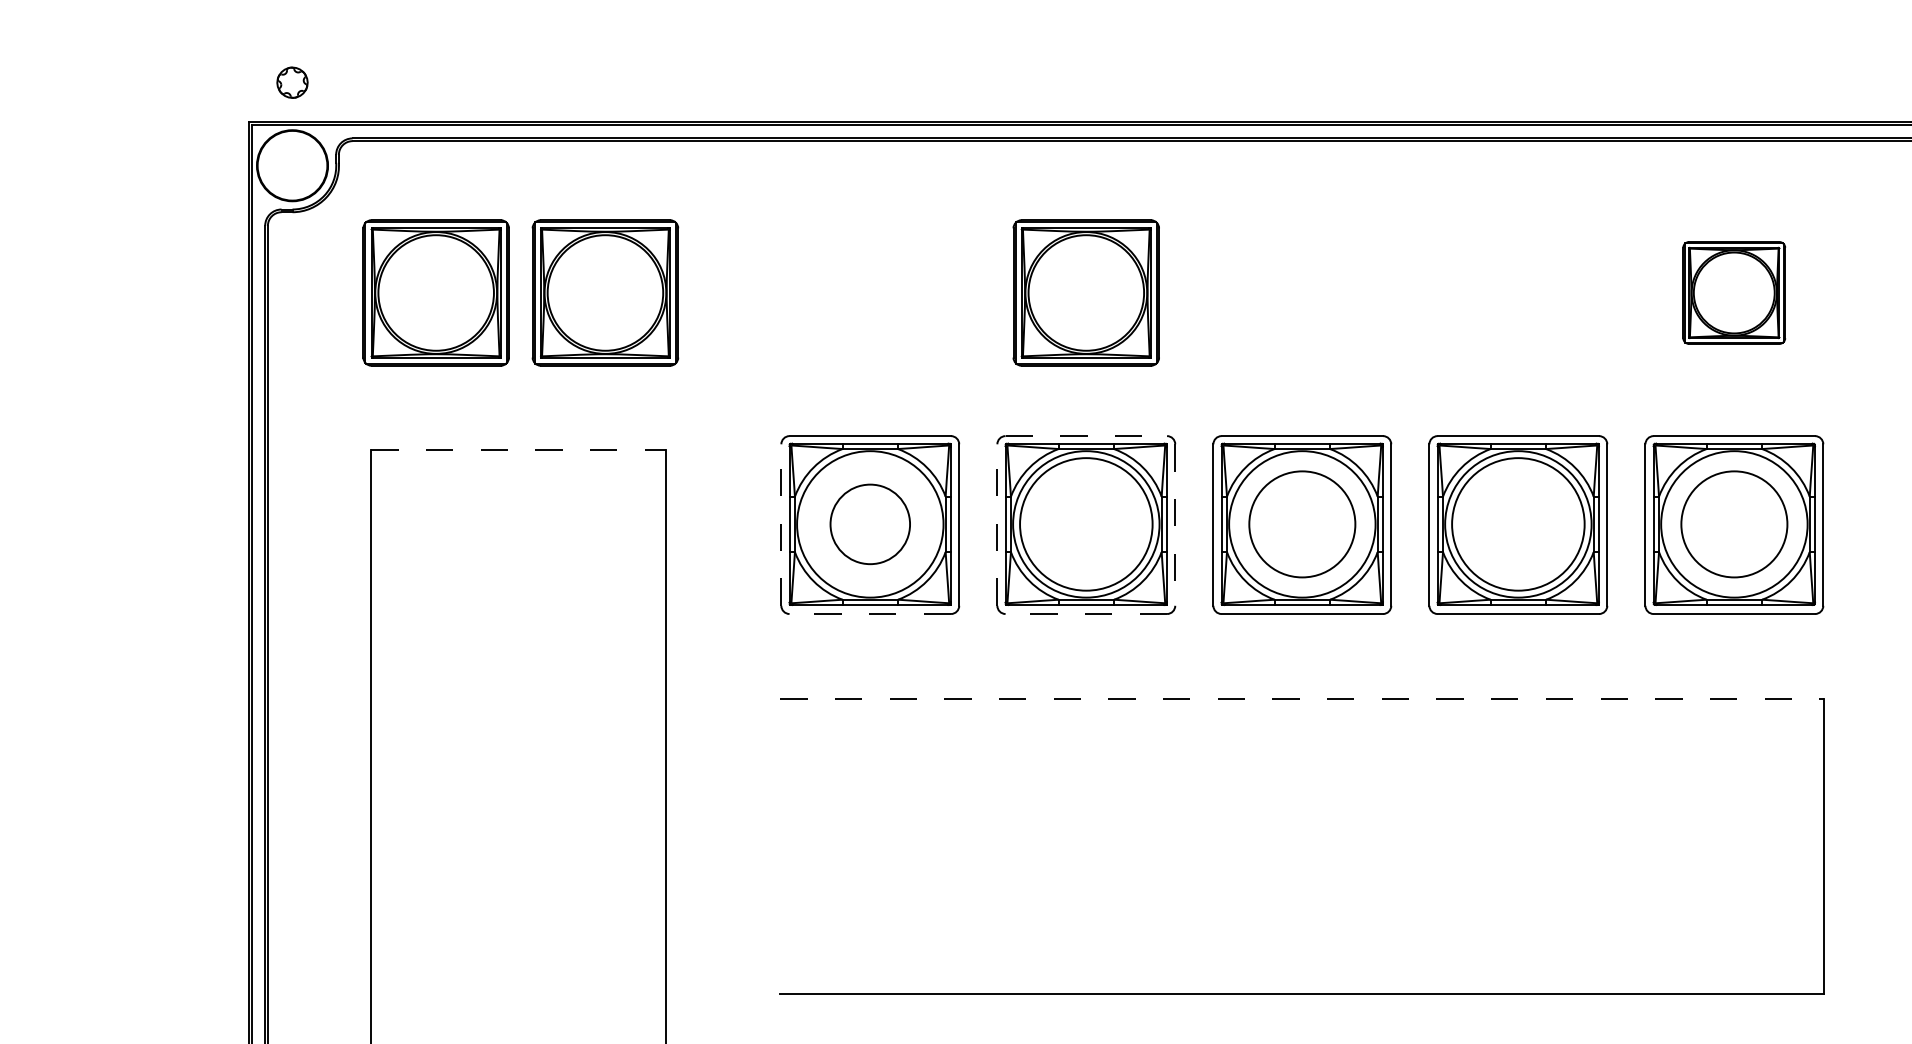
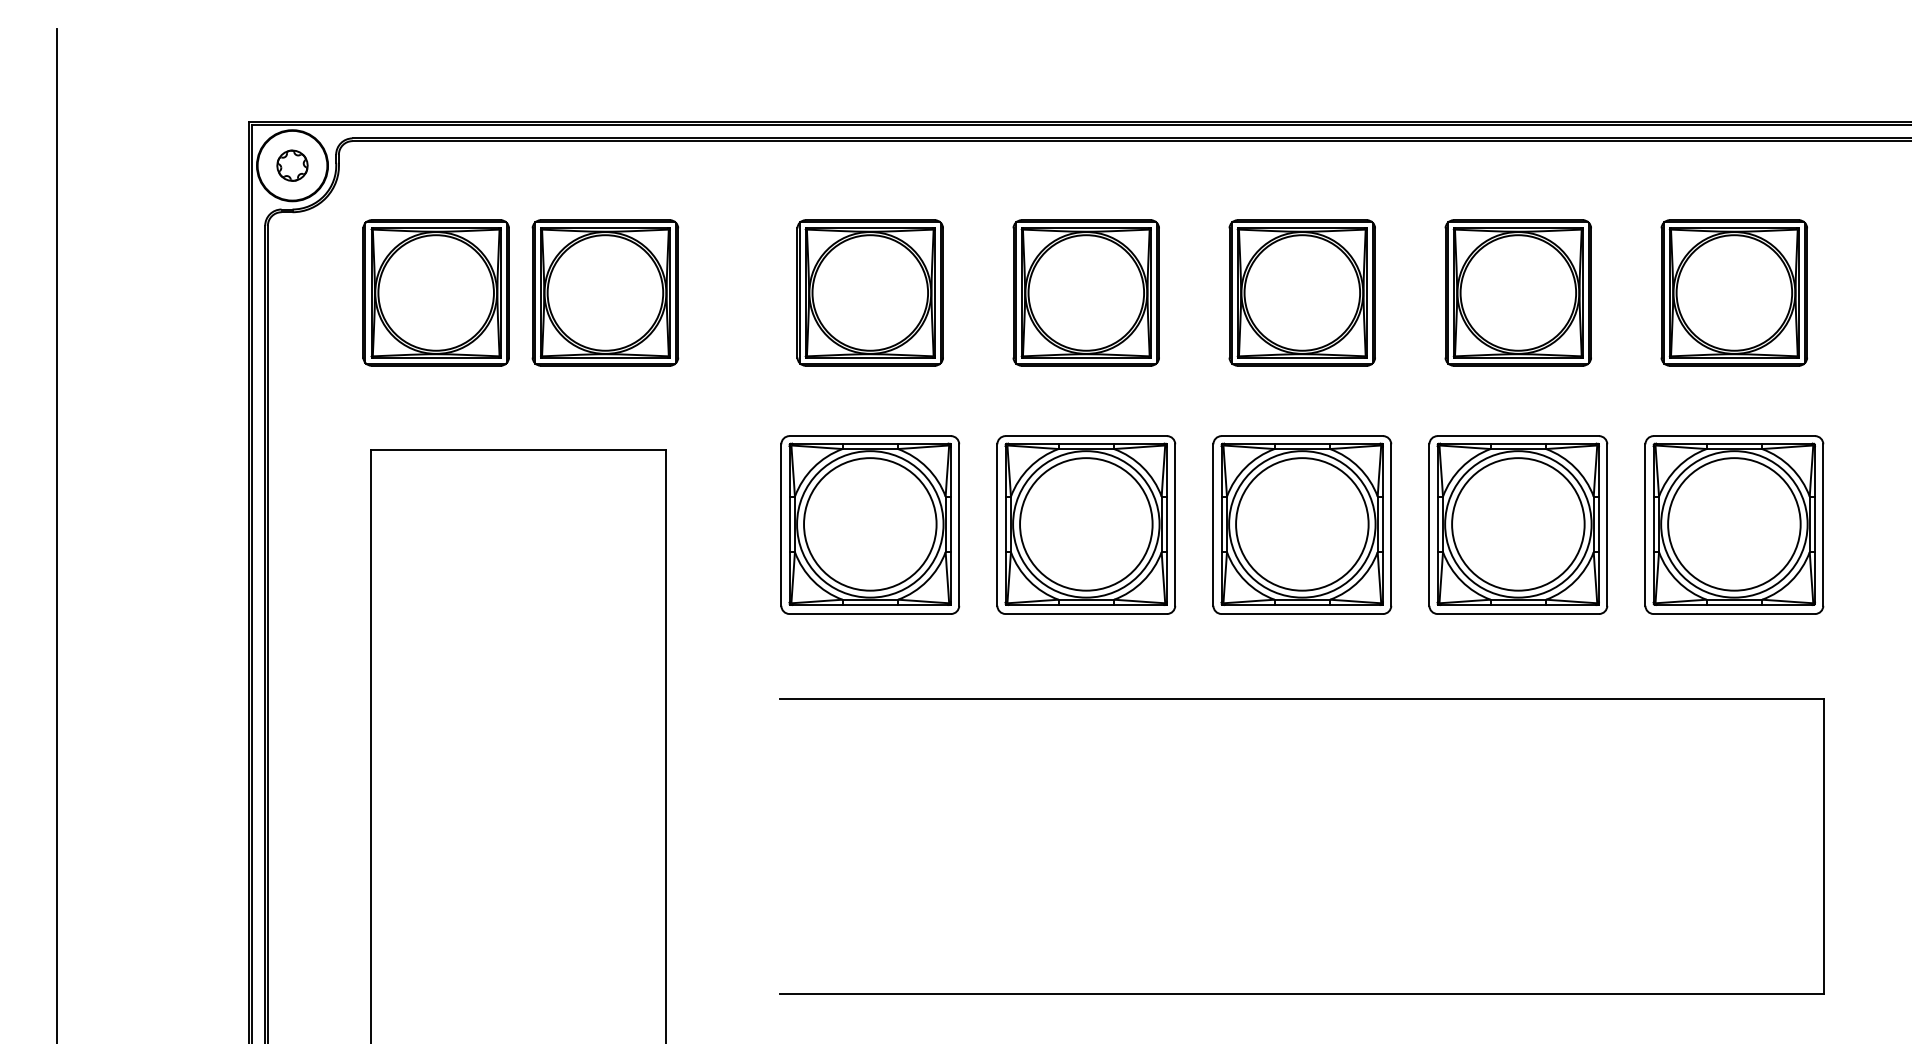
part position: (292, 82) -> (292, 165) (292, 165)
part: none -> present (869, 292)
part: none -> present (1301, 292)
part: none -> present (1517, 292)
part size: 105x104 px -> 148x148 px (1733, 292)
line: dashed -> solid (1086, 436)
line: dashed -> solid (519, 450)
circle diameter: 80 px -> 133 px (870, 524)
circle diameter: 106 px -> 133 px (1302, 524)
circle diameter: 106 px -> 133 px (1734, 524)
line: dashed -> solid (781, 525)
line: dashed -> solid (997, 525)
line: dashed -> solid (1175, 525)
line: none -> present (57, 534)
line: dashed -> solid (870, 614)
line: dashed -> solid (1086, 614)
line: dashed -> solid (1302, 699)
